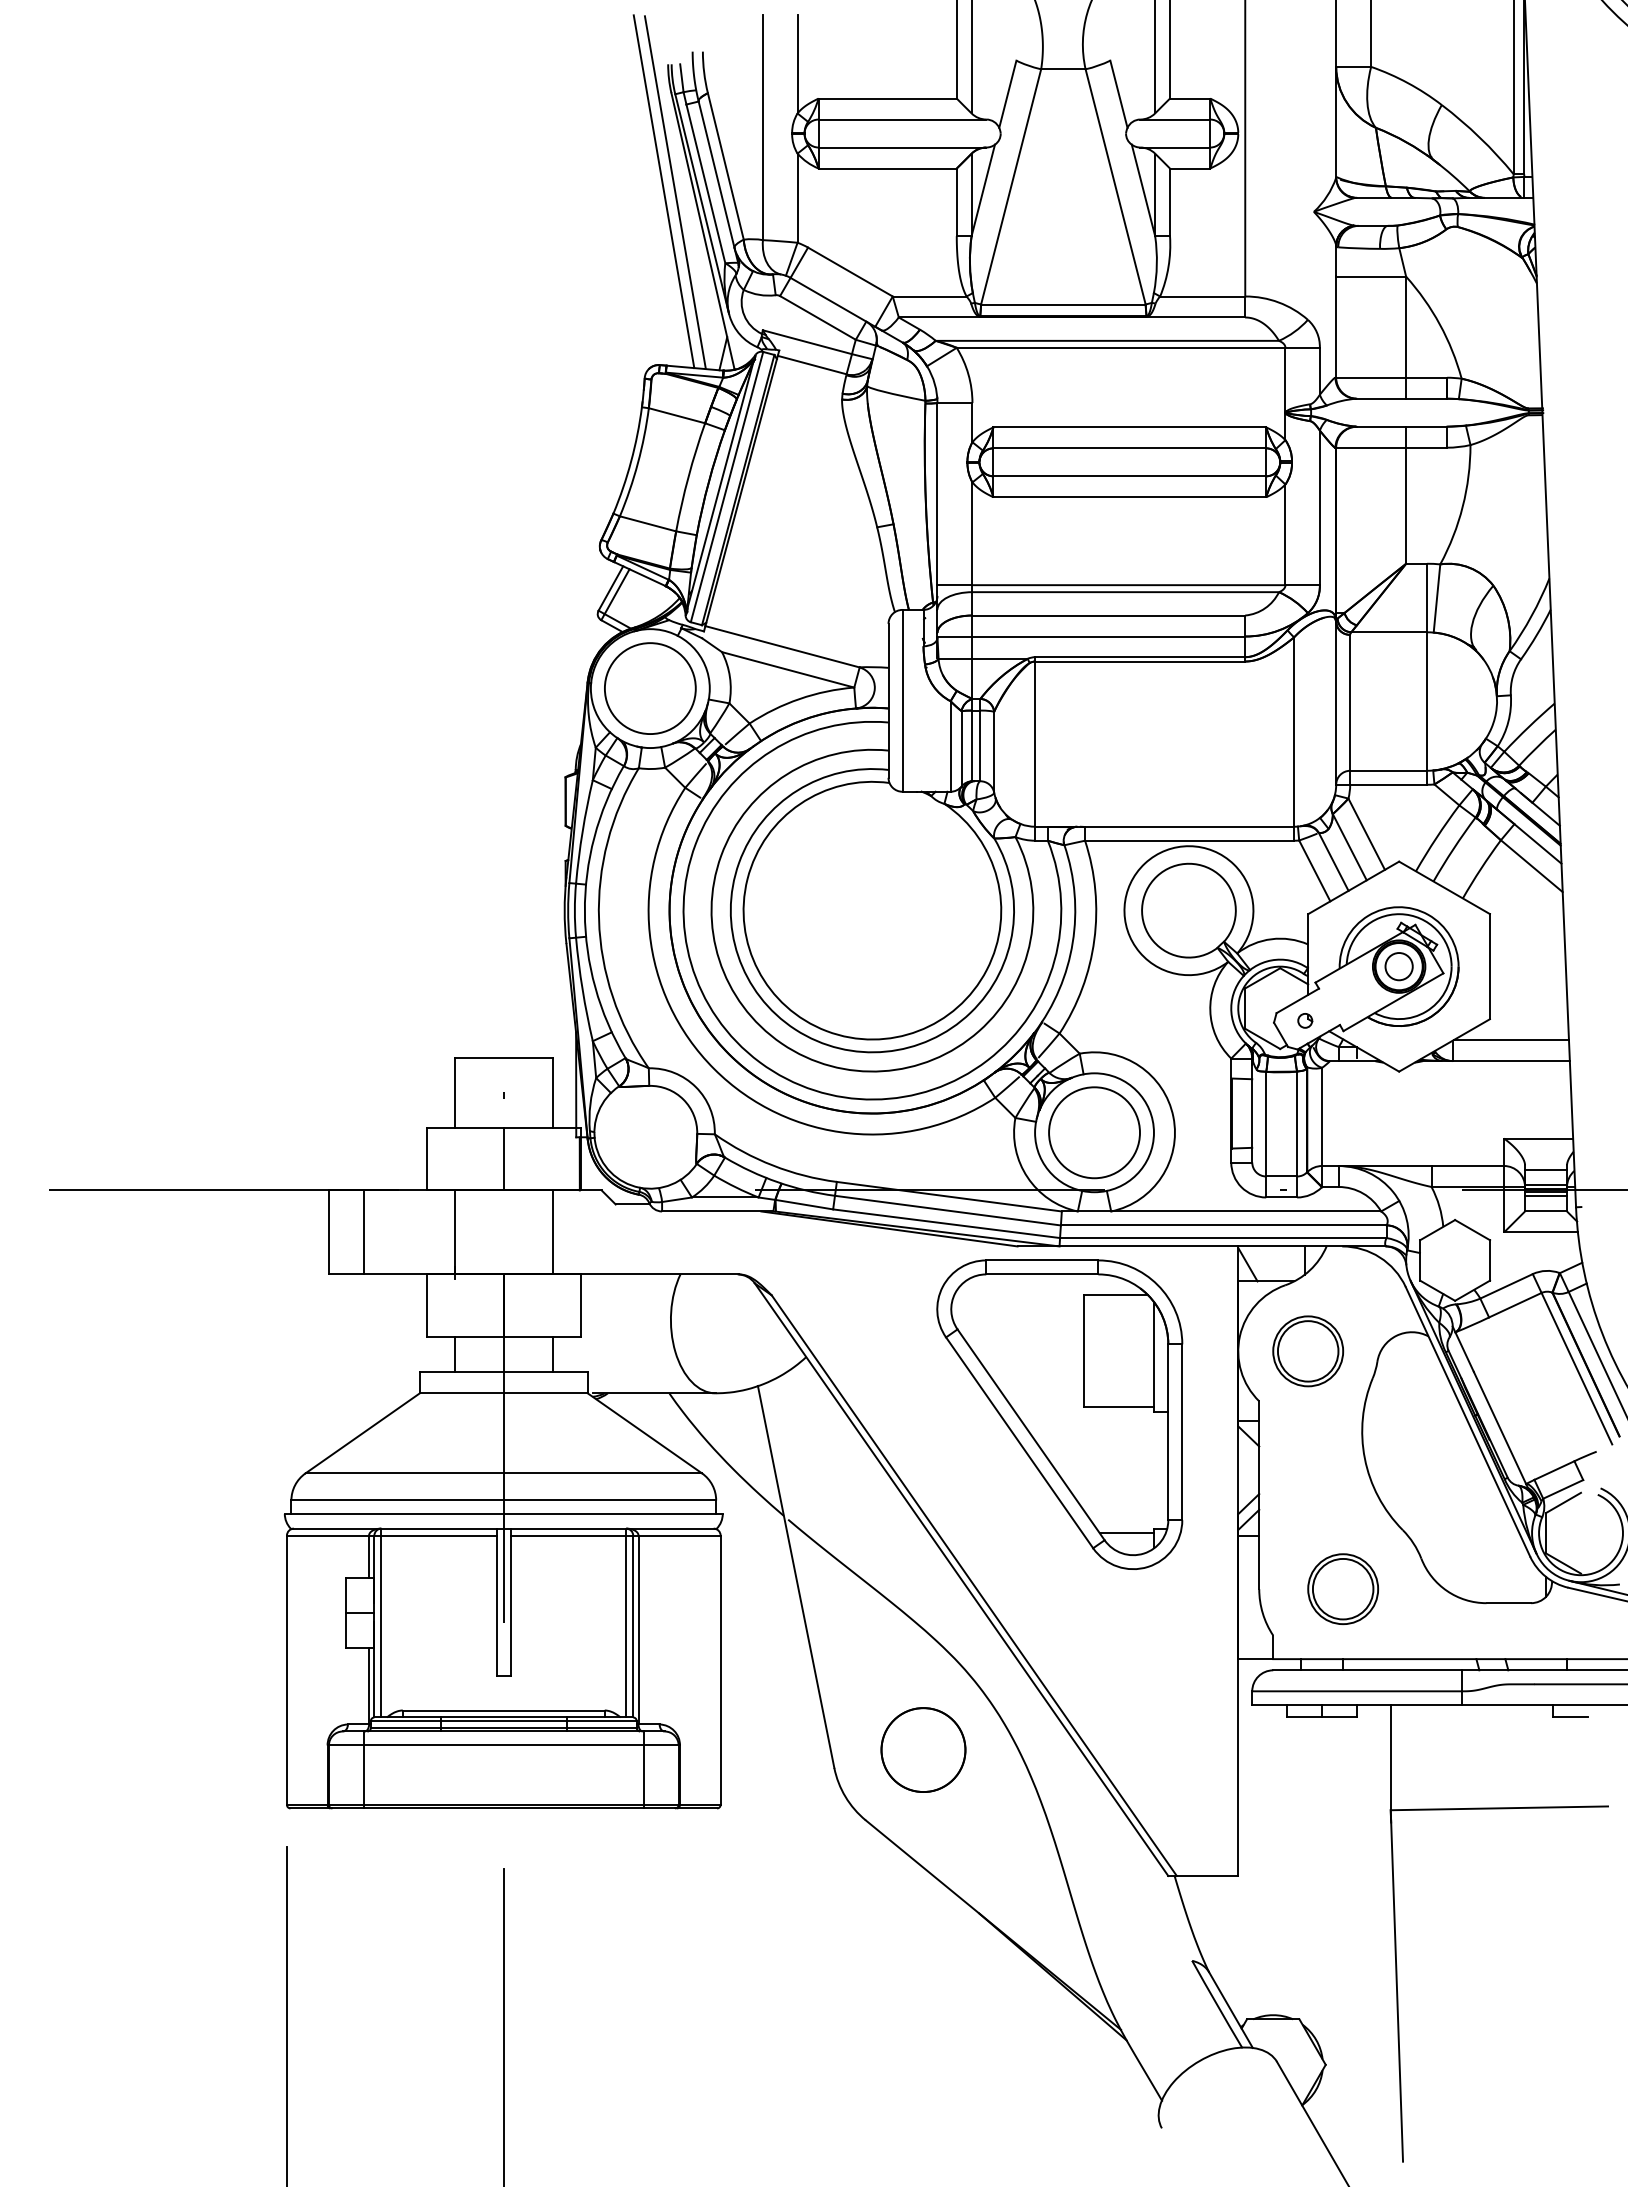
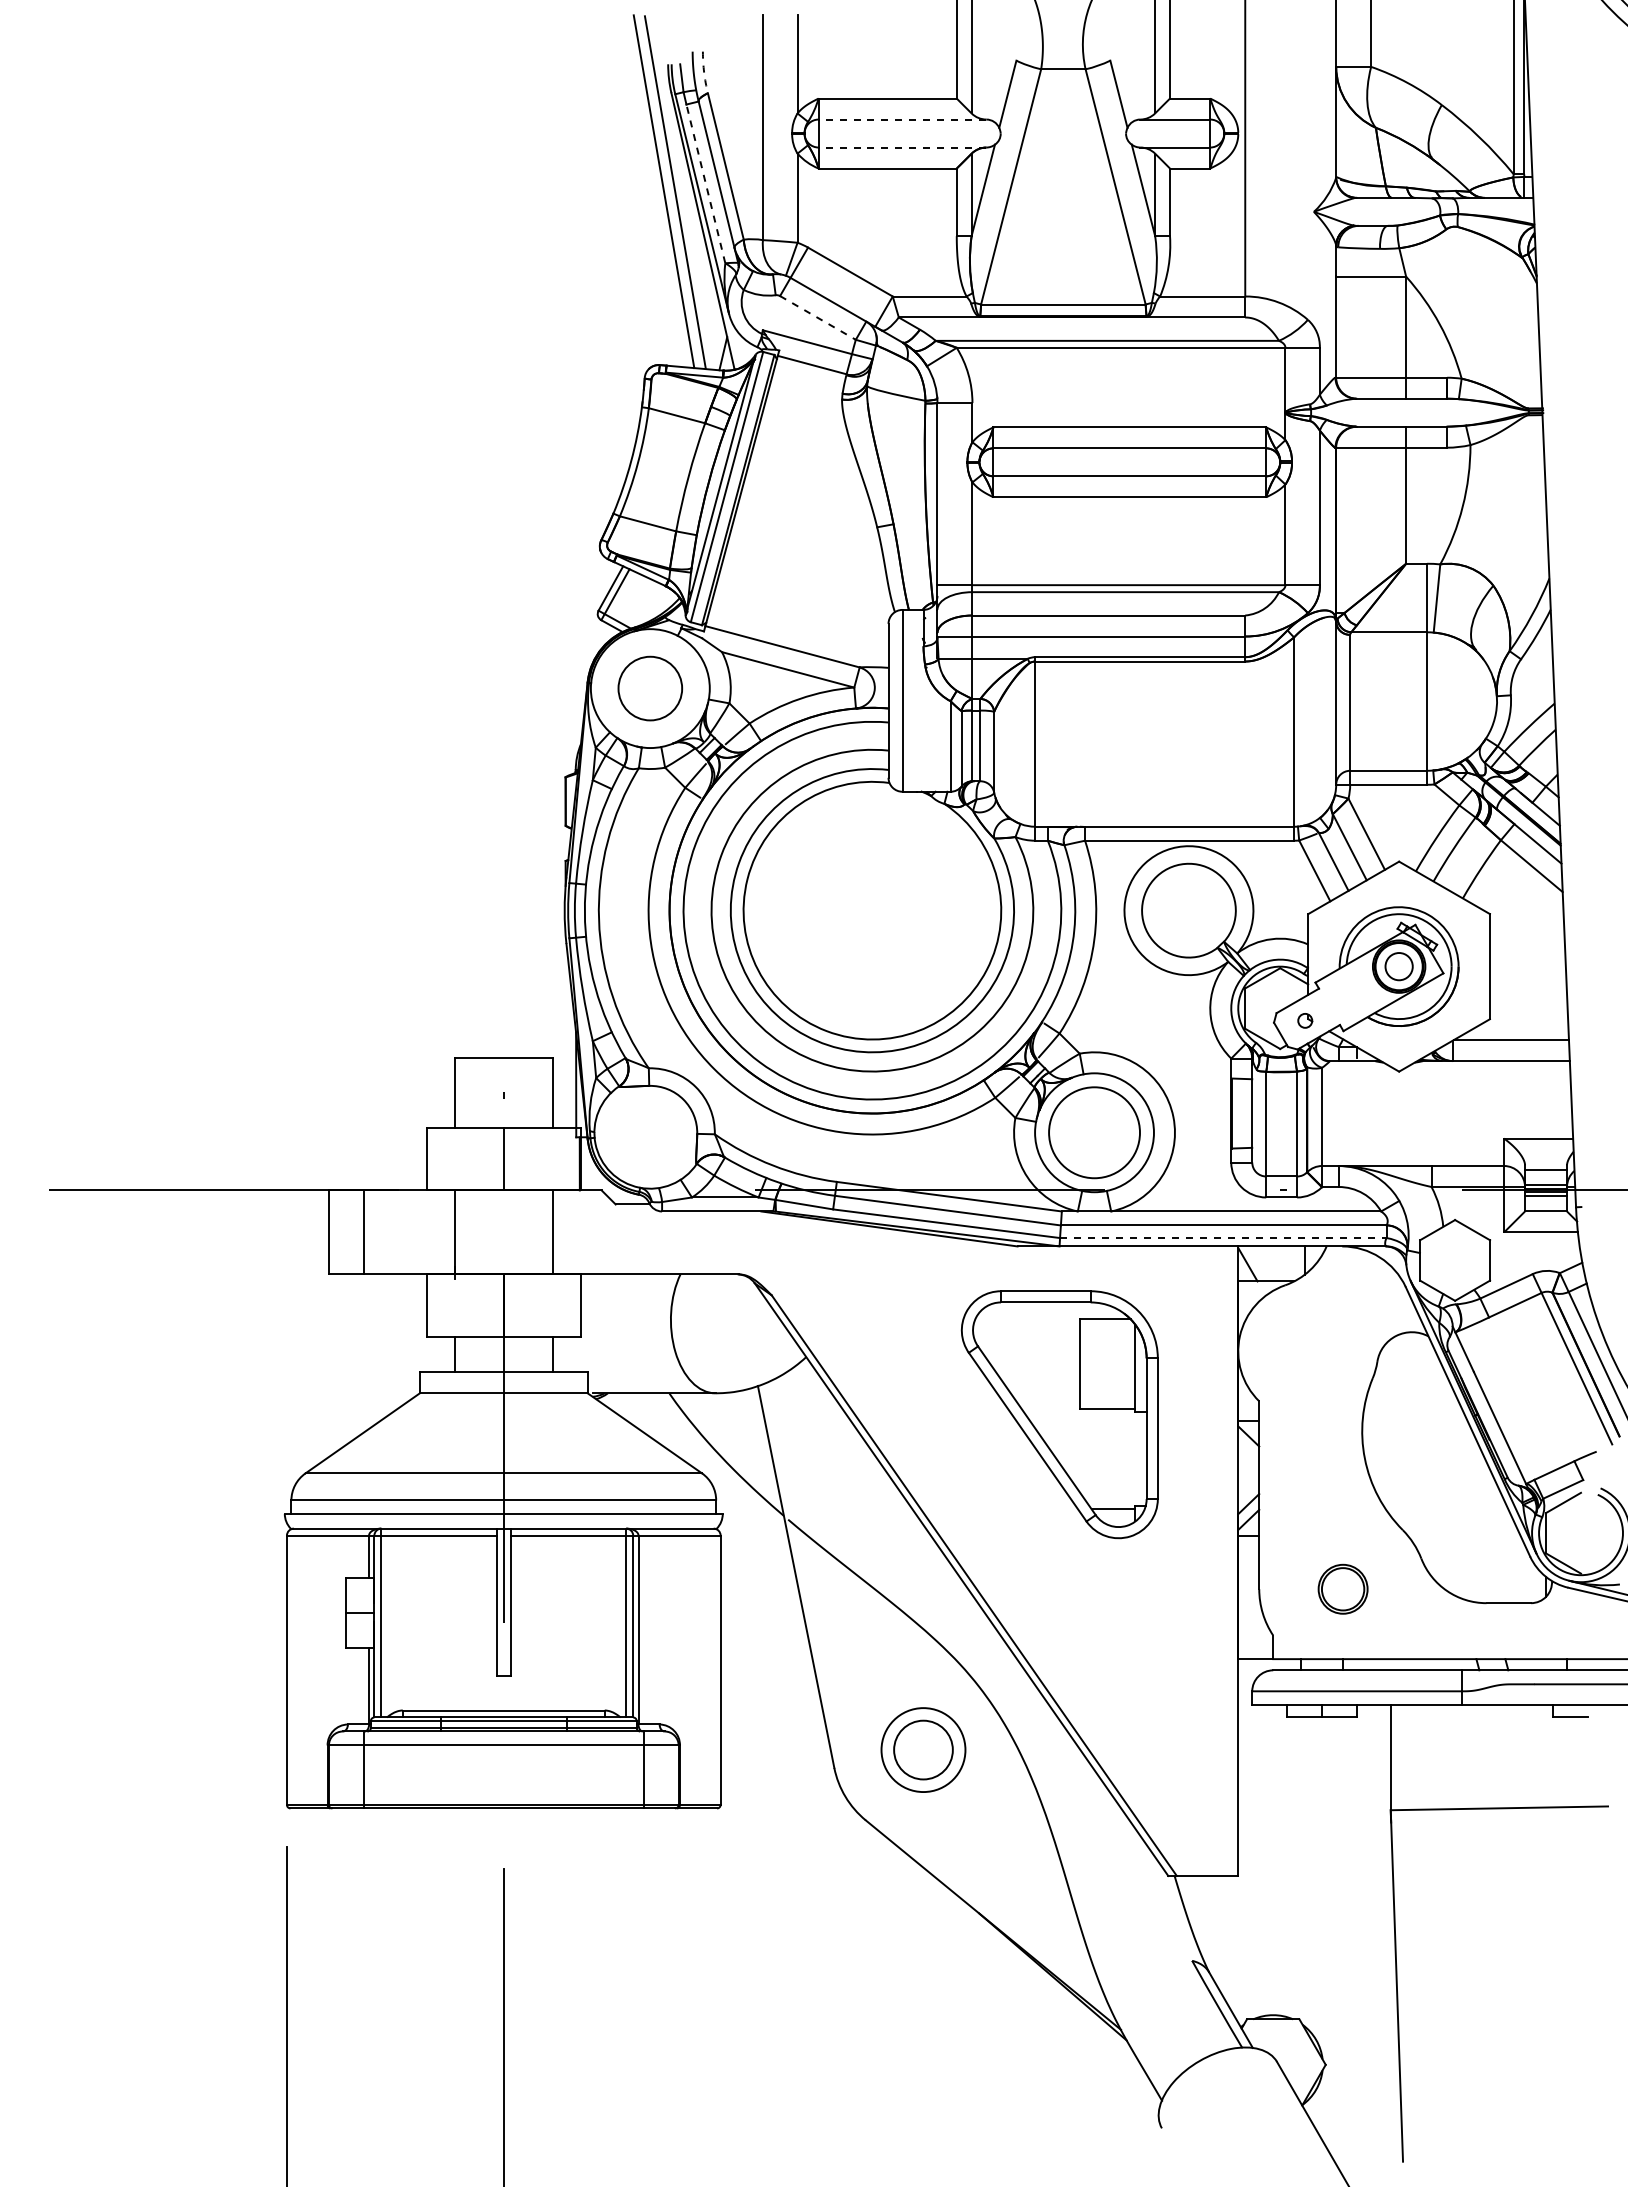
arc: solid -> dashed (704, 72)
line: solid -> dashed (902, 119)
line: solid -> dashed (902, 147)
line: solid -> dashed (705, 183)
line: solid -> dashed (817, 317)
circle diameter: 91 px -> 64 px (650, 688)
line: solid -> dashed (1223, 1238)
part: present -> none (1308, 1351)
part size: 248x311 px -> 199x250 px (1059, 1414)
part size: 72x73 px -> 52x52 px (1342, 1588)
circle diameter: 84 px -> 59 px (923, 1749)
